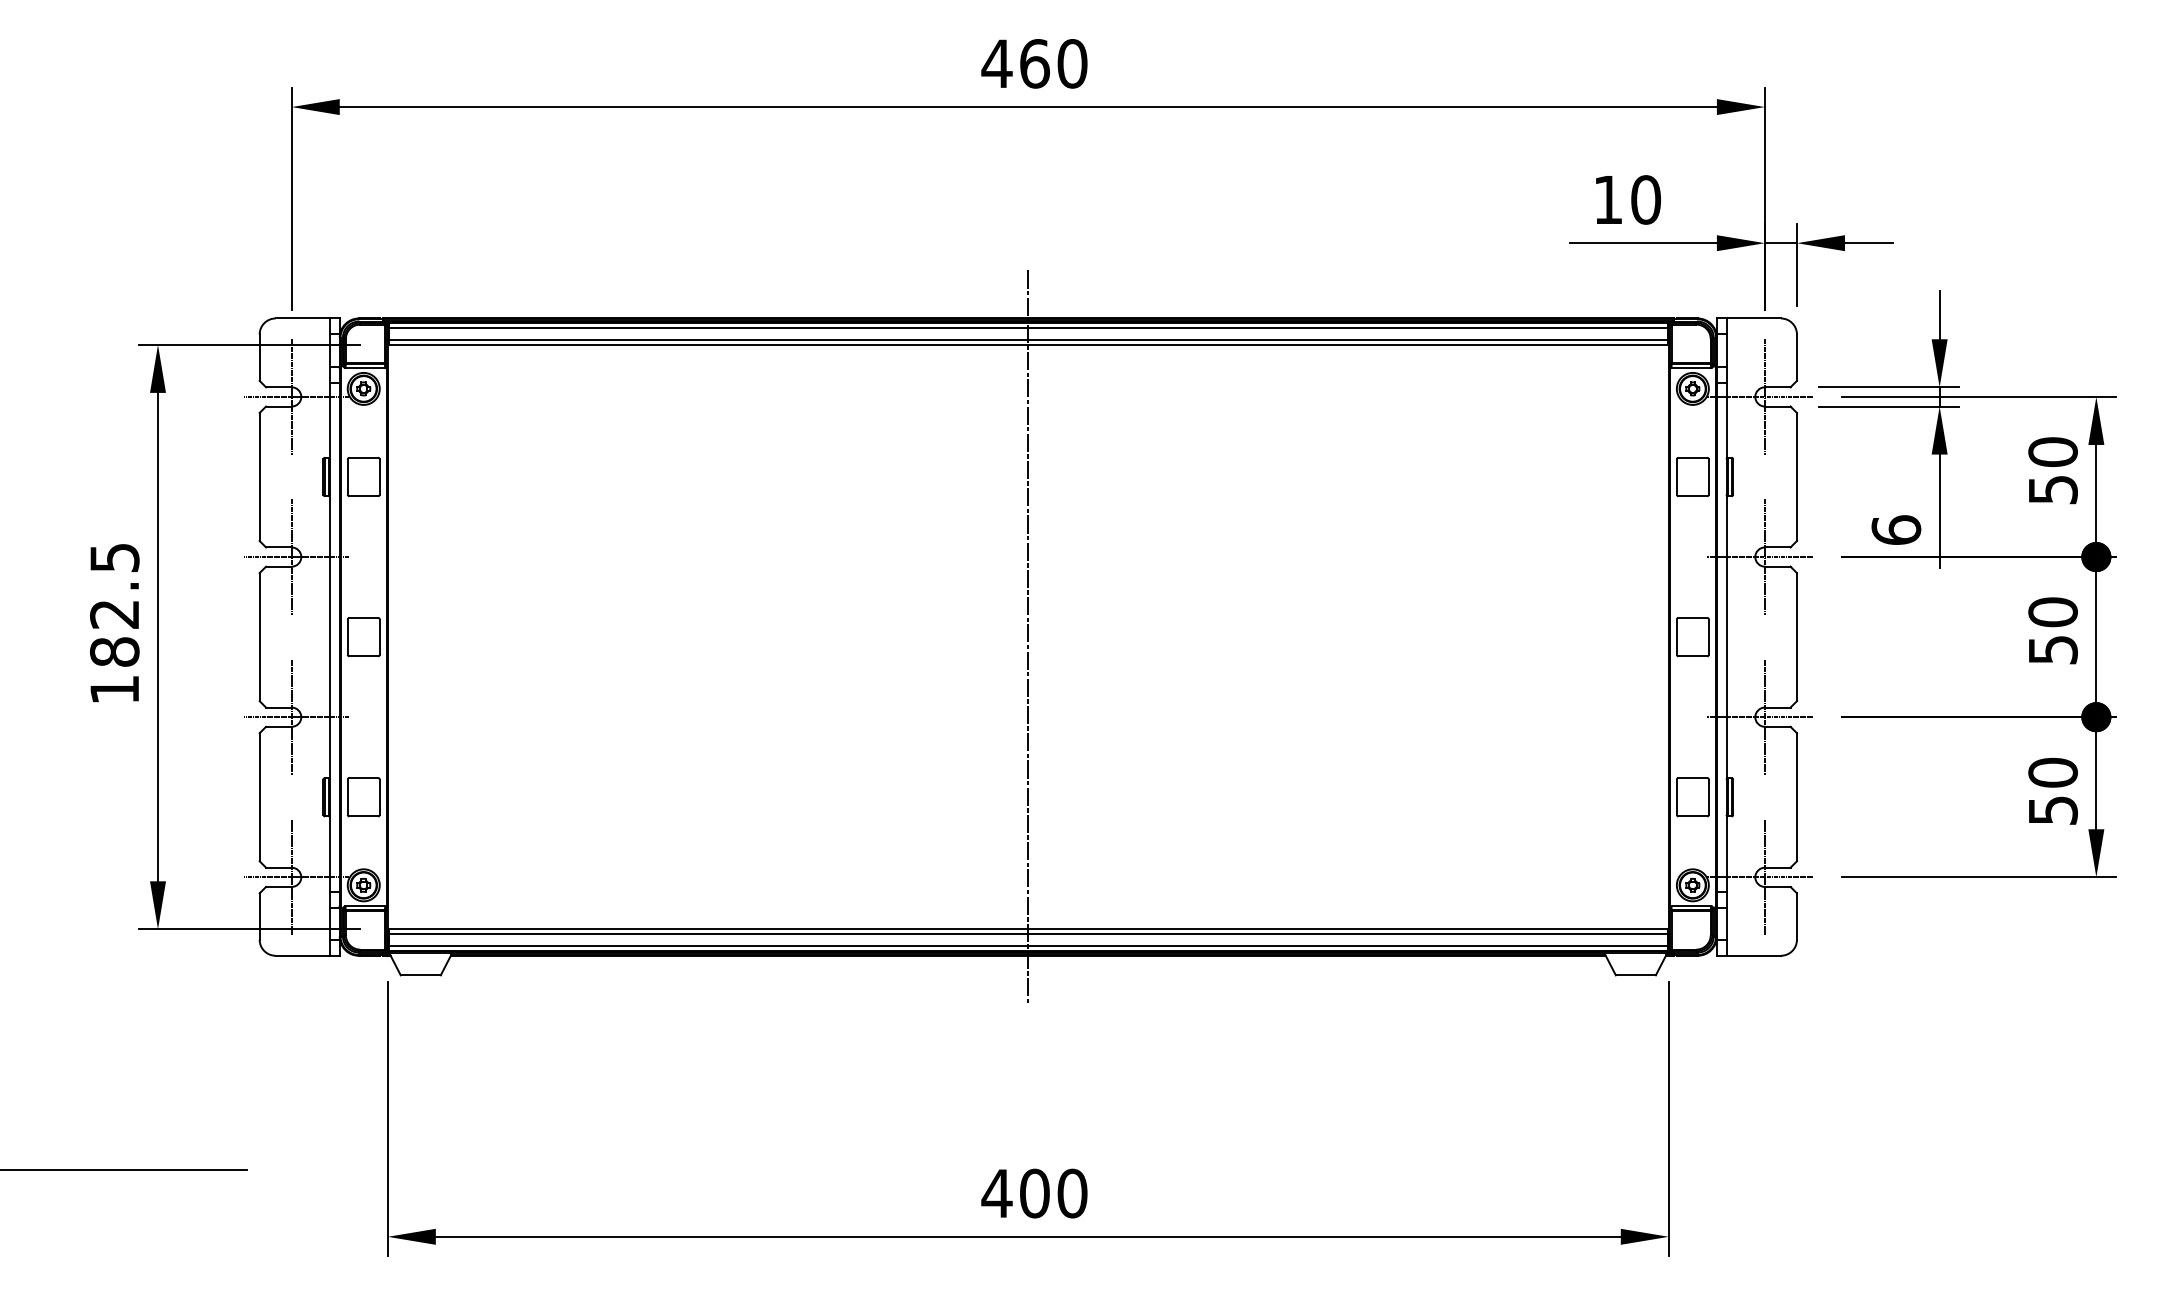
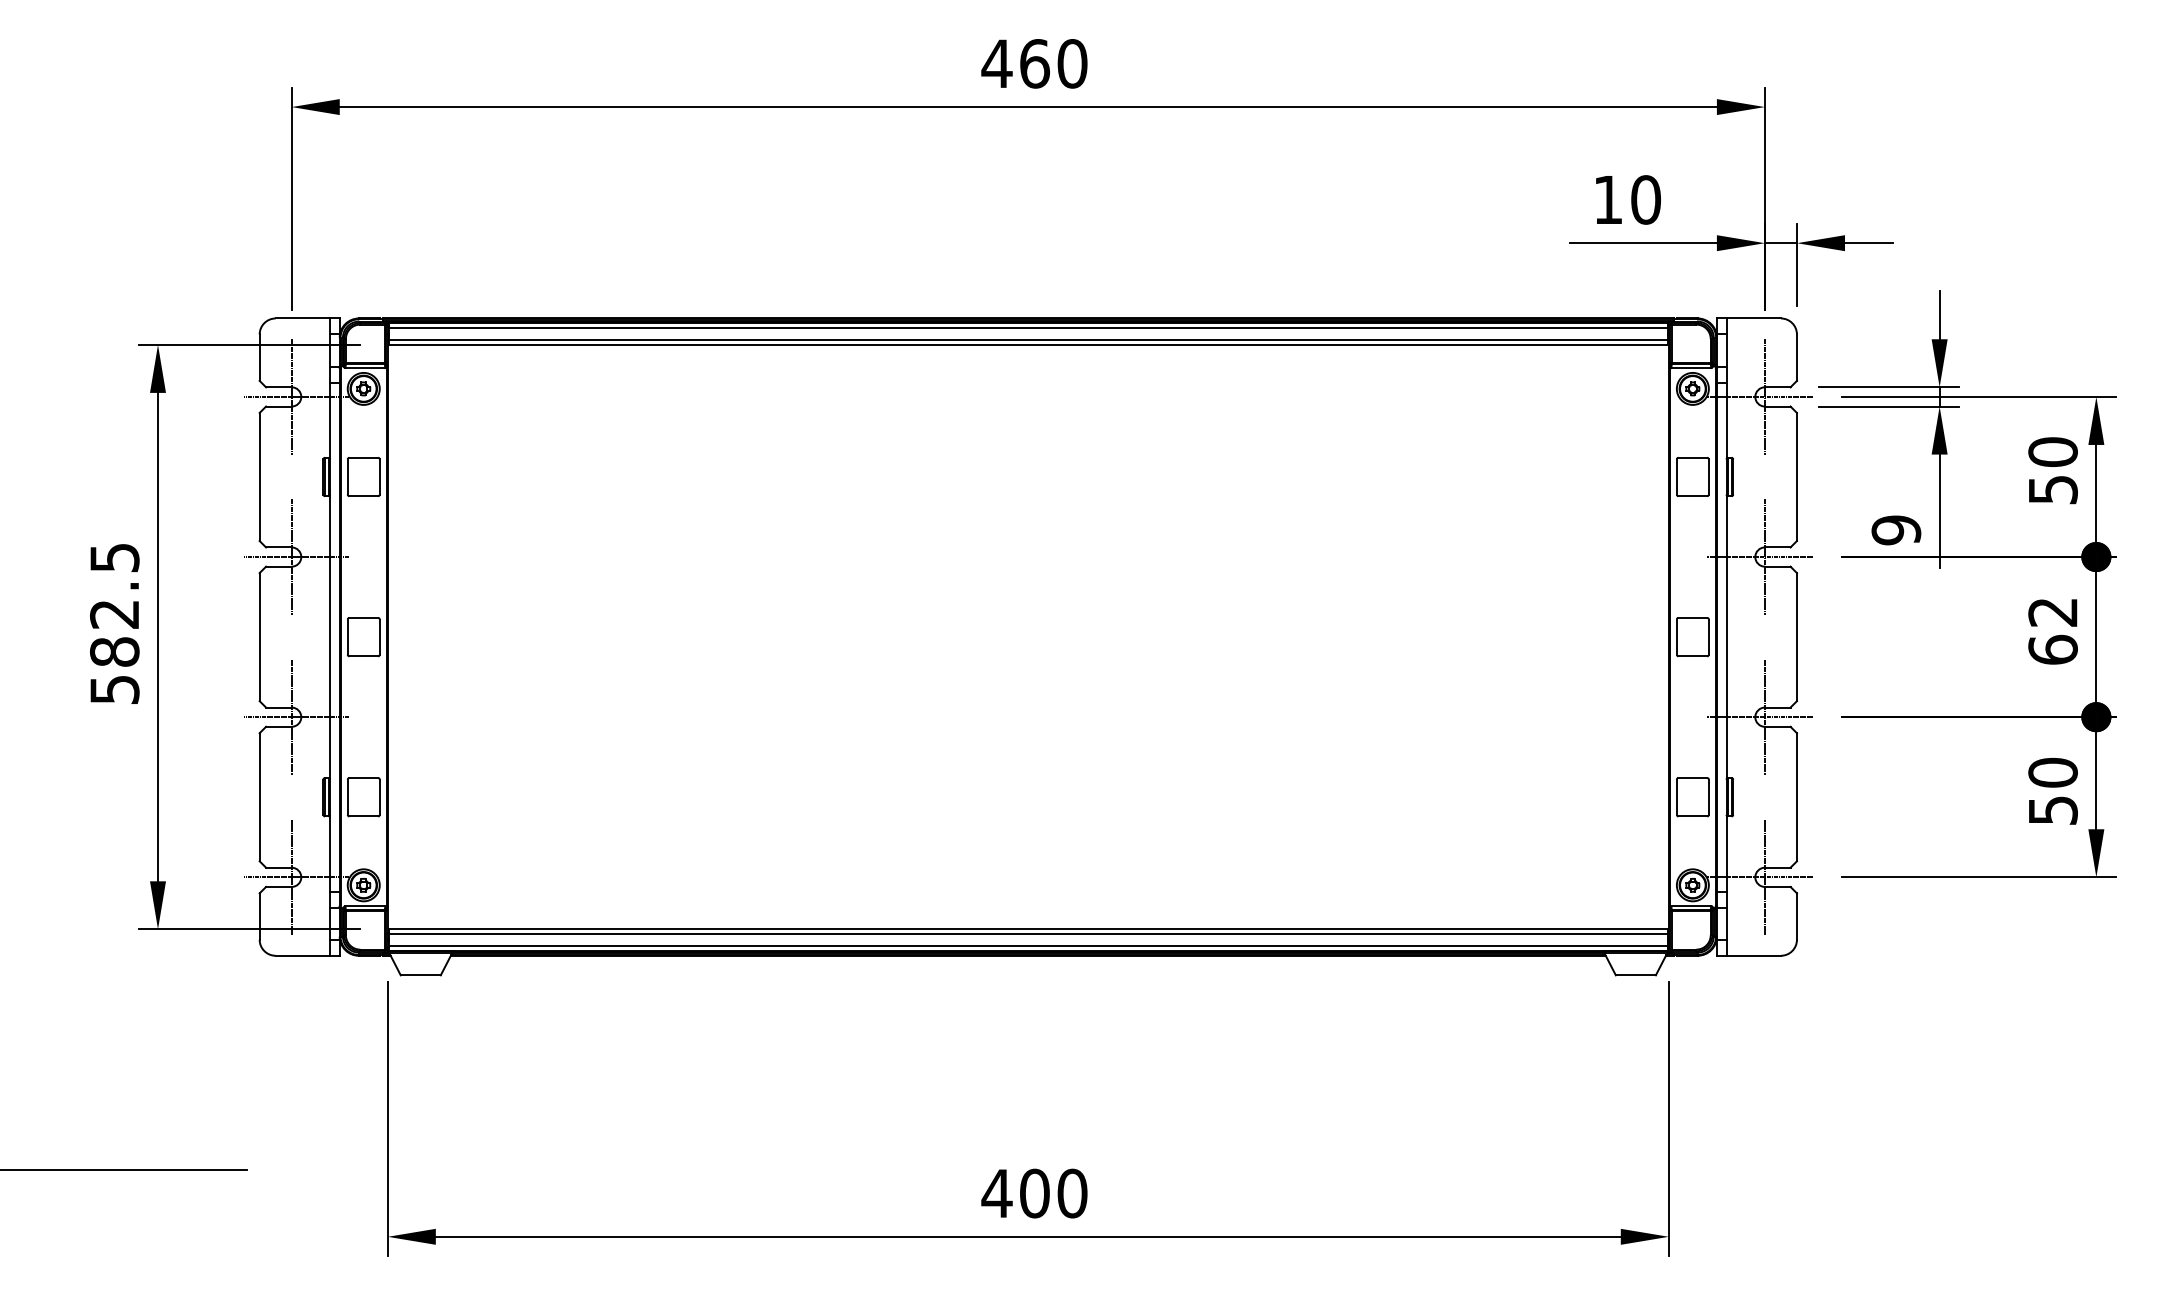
text: 6 -> 9 (1896, 530)
text: 50 -> 62 (2052, 630)
line: present -> none (1028, 636)
text: 182.5 -> 582.5 (114, 689)
